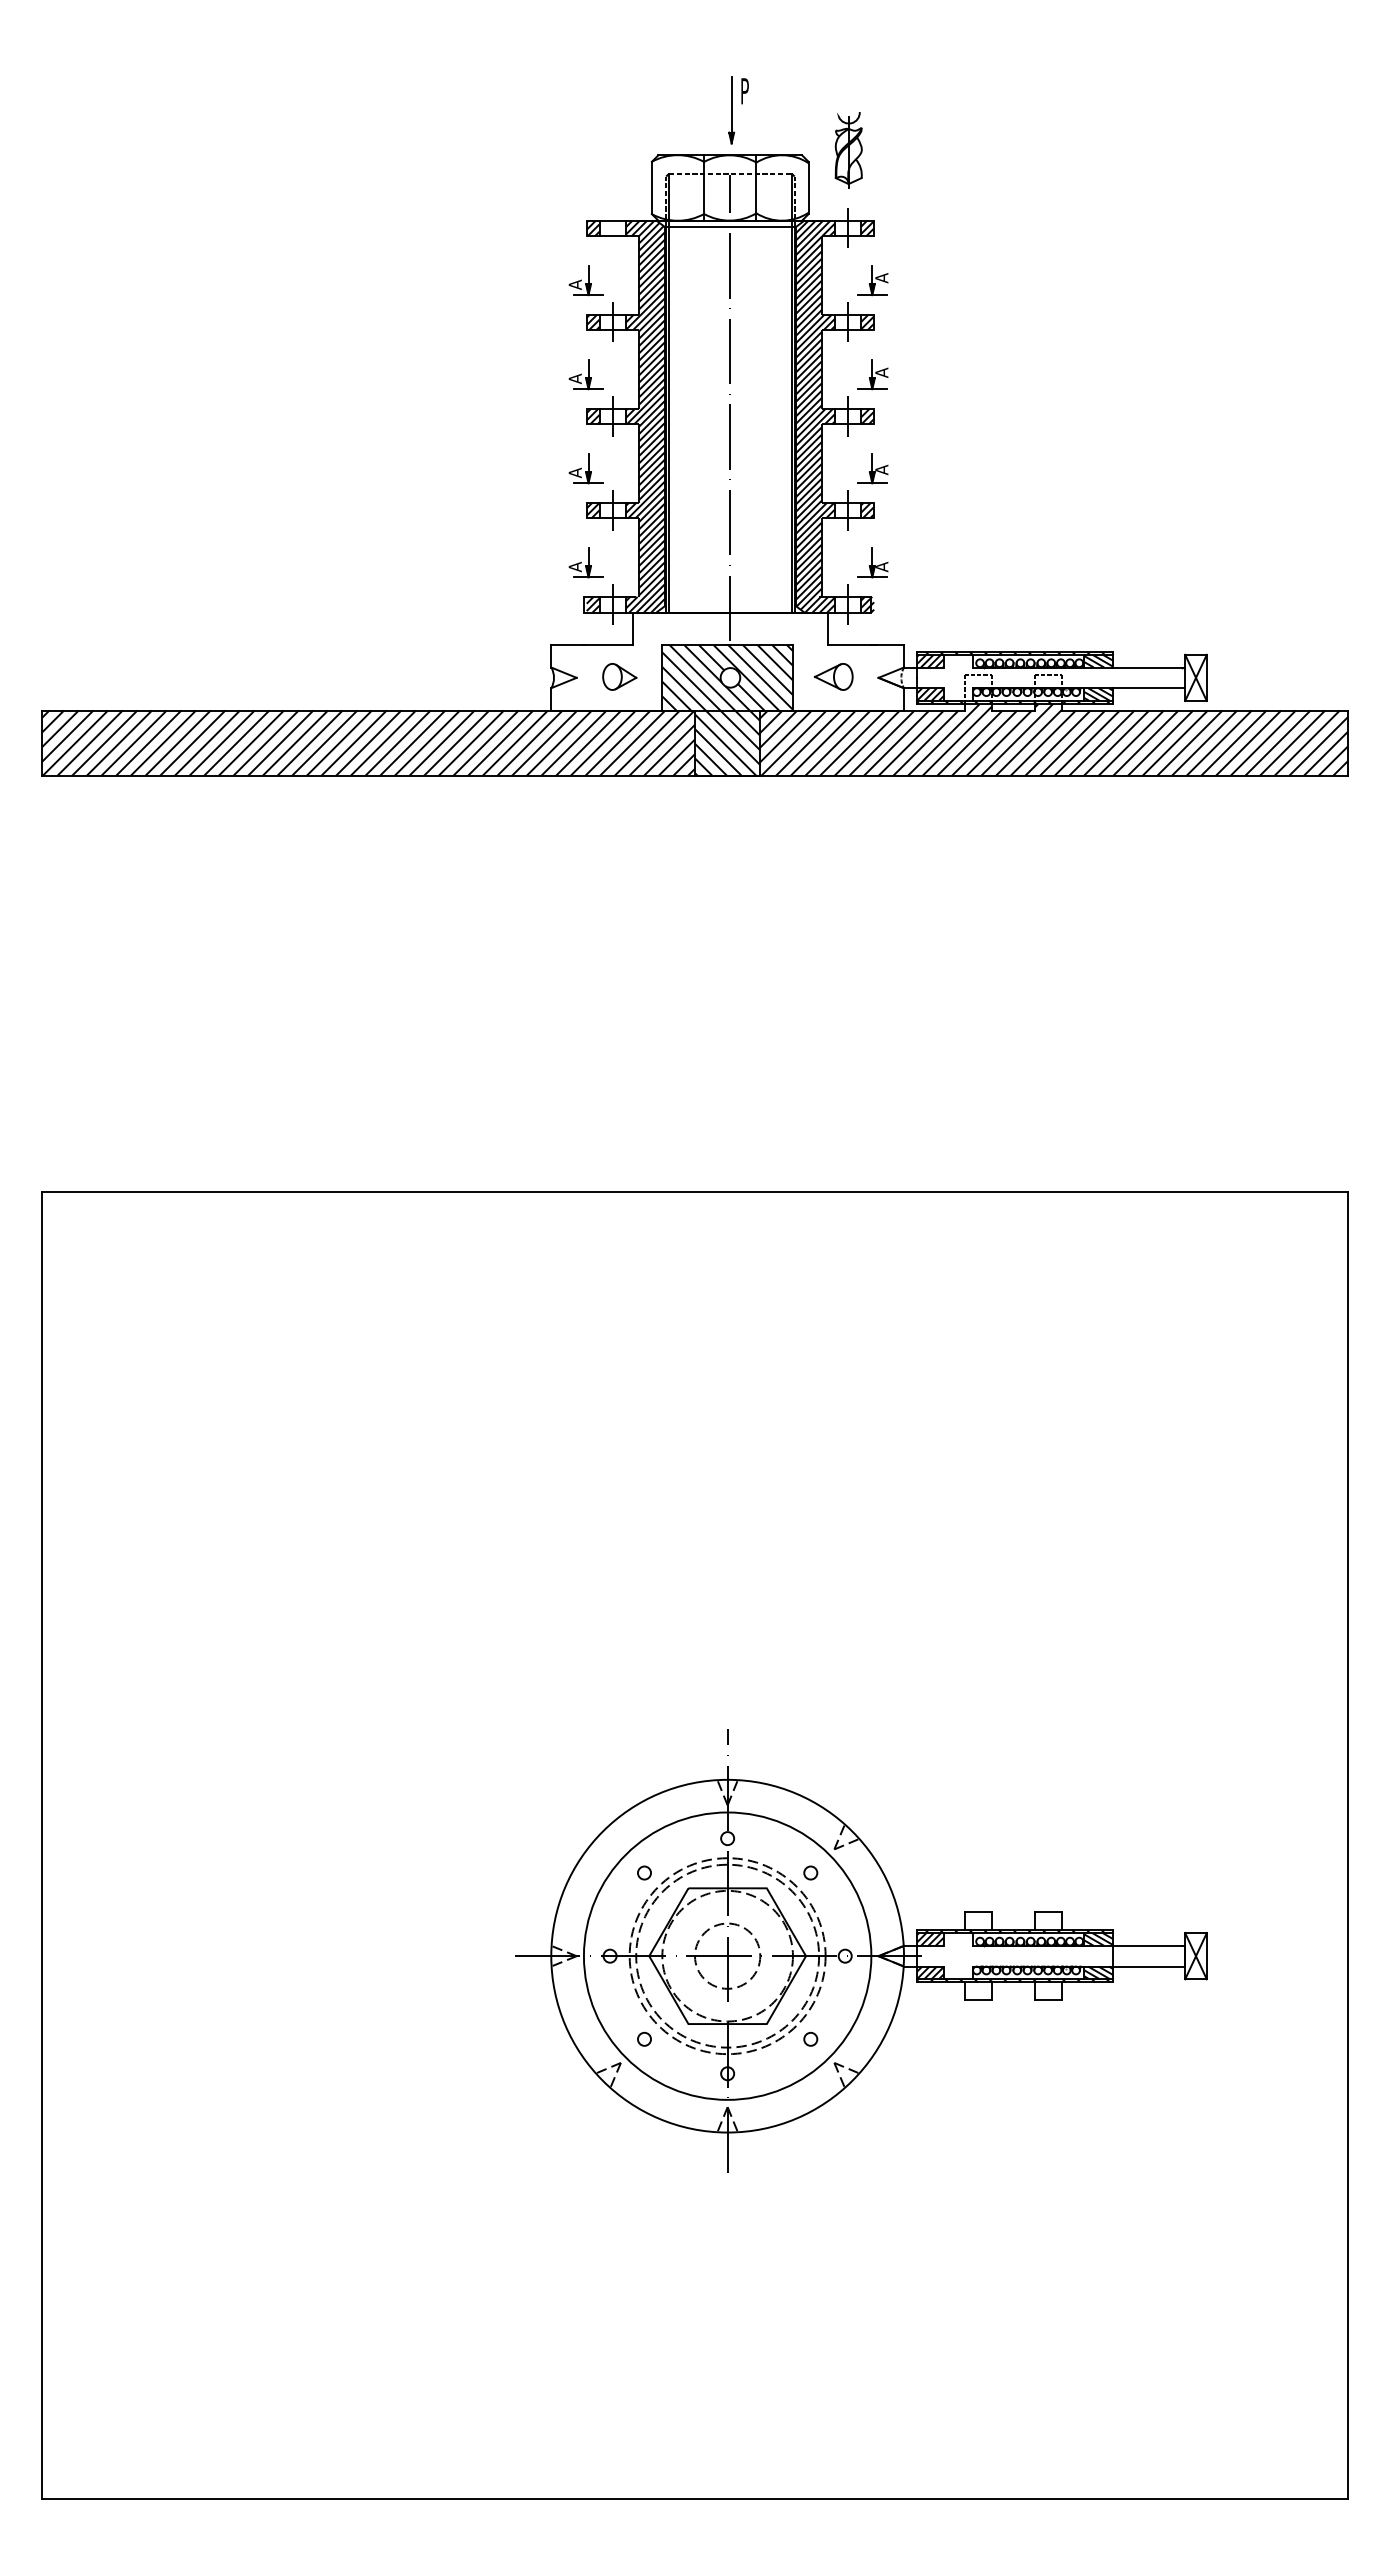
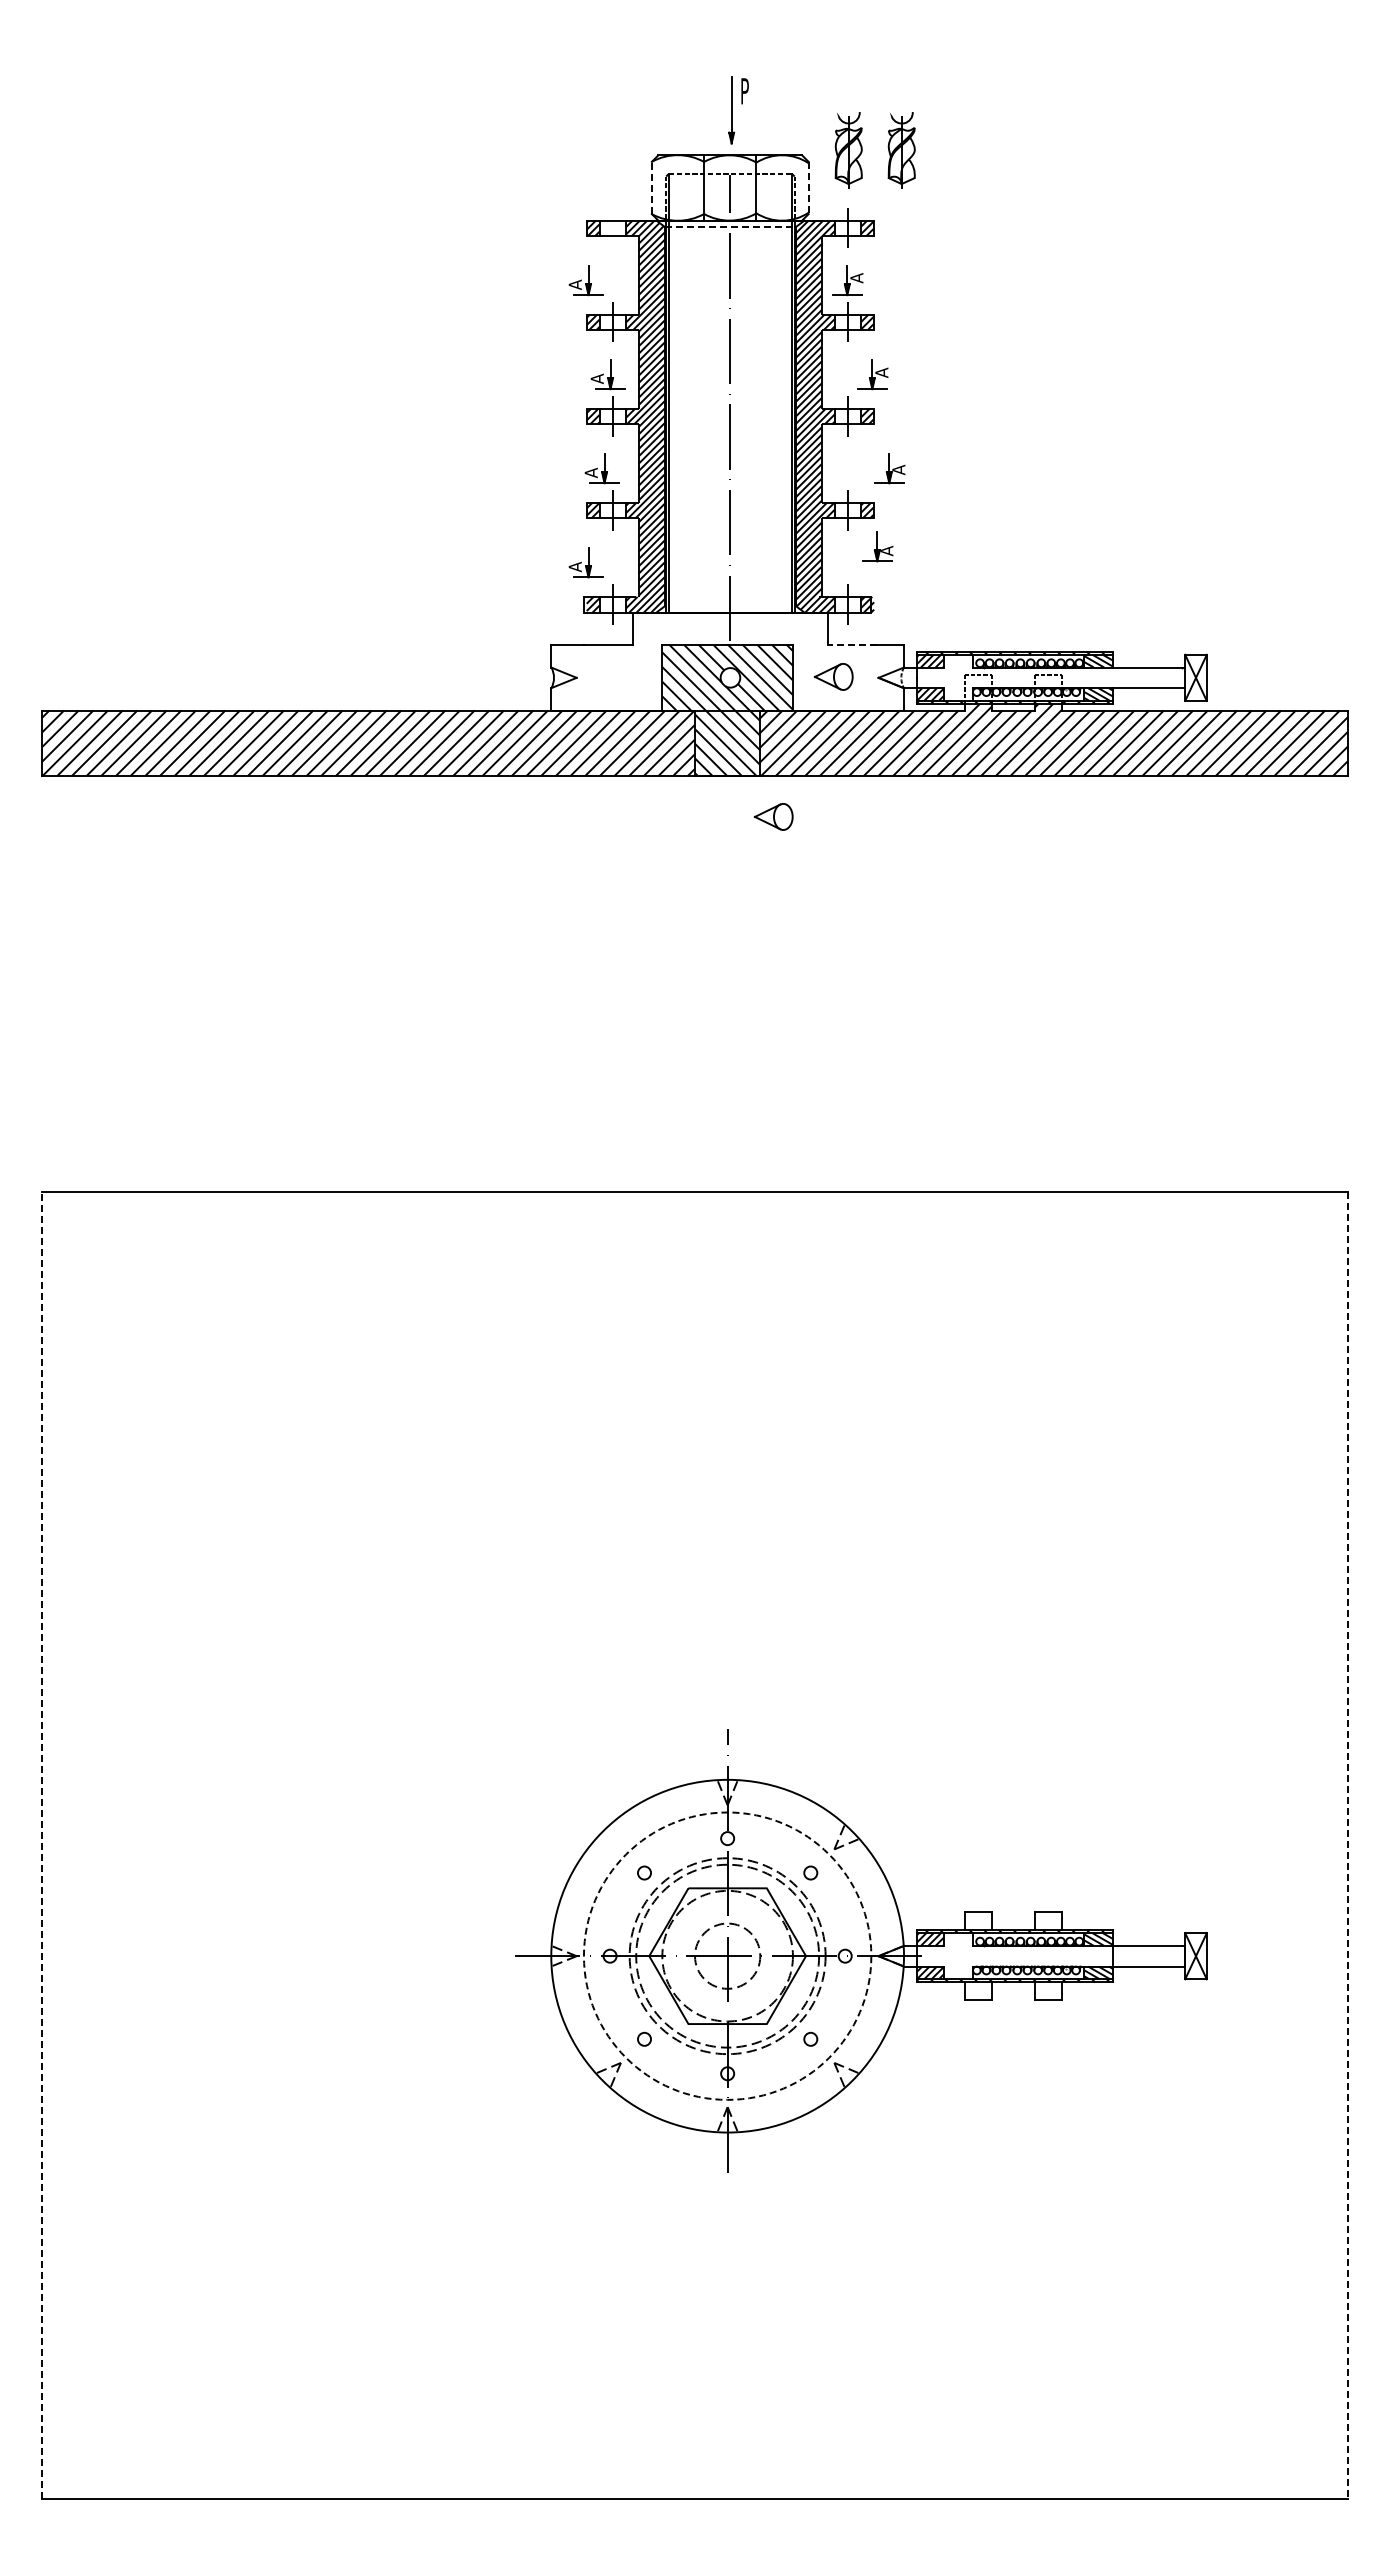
part: none -> present (901, 150)
line: solid -> dashed (651, 187)
line: solid -> dashed (808, 188)
line: solid -> dashed (730, 227)
part position: (872, 280) -> (847, 280) (847, 280)
part position: (585, 374) -> (607, 374) (607, 374)
part position: (585, 468) -> (601, 468) (601, 468)
part position: (872, 468) -> (889, 468) (889, 468)
part position: (872, 562) -> (877, 546) (877, 546)
line: solid -> dashed (852, 645)
part: present -> none (619, 676)
part: none -> present (773, 816)
line: solid -> dashed (41, 1845)
line: solid -> dashed (1348, 1846)
circle: solid -> dashed (727, 1955)
